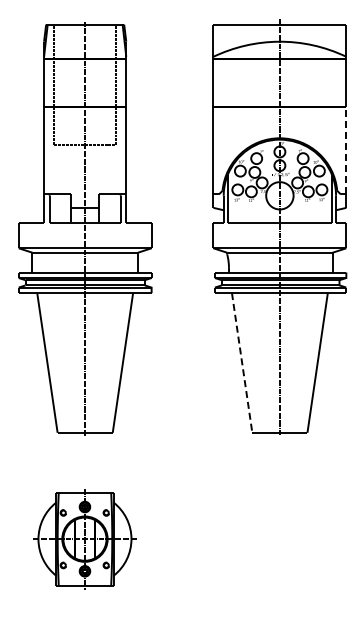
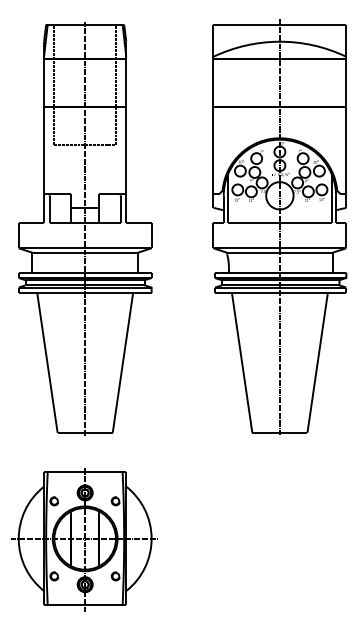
line: dashed -> solid (346, 150)
line: dashed -> solid (242, 362)
part size: 104x101 px -> 147x144 px (84, 539)
